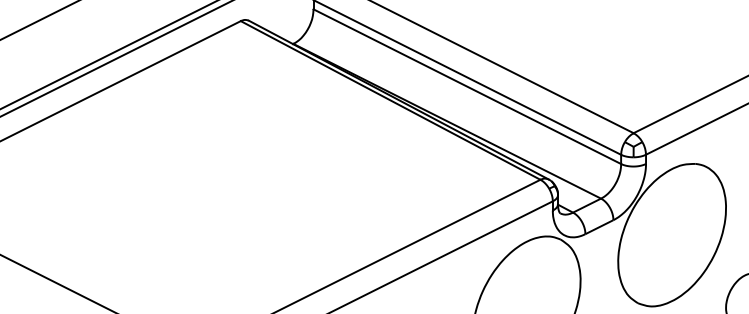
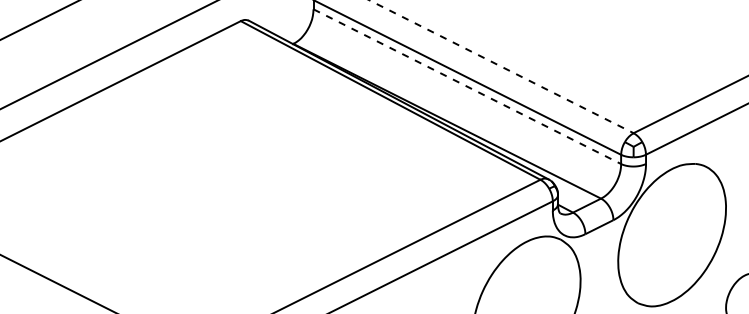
line: present -> none (115, 58)
line: solid -> dashed (501, 66)
line: solid -> dashed (467, 86)
